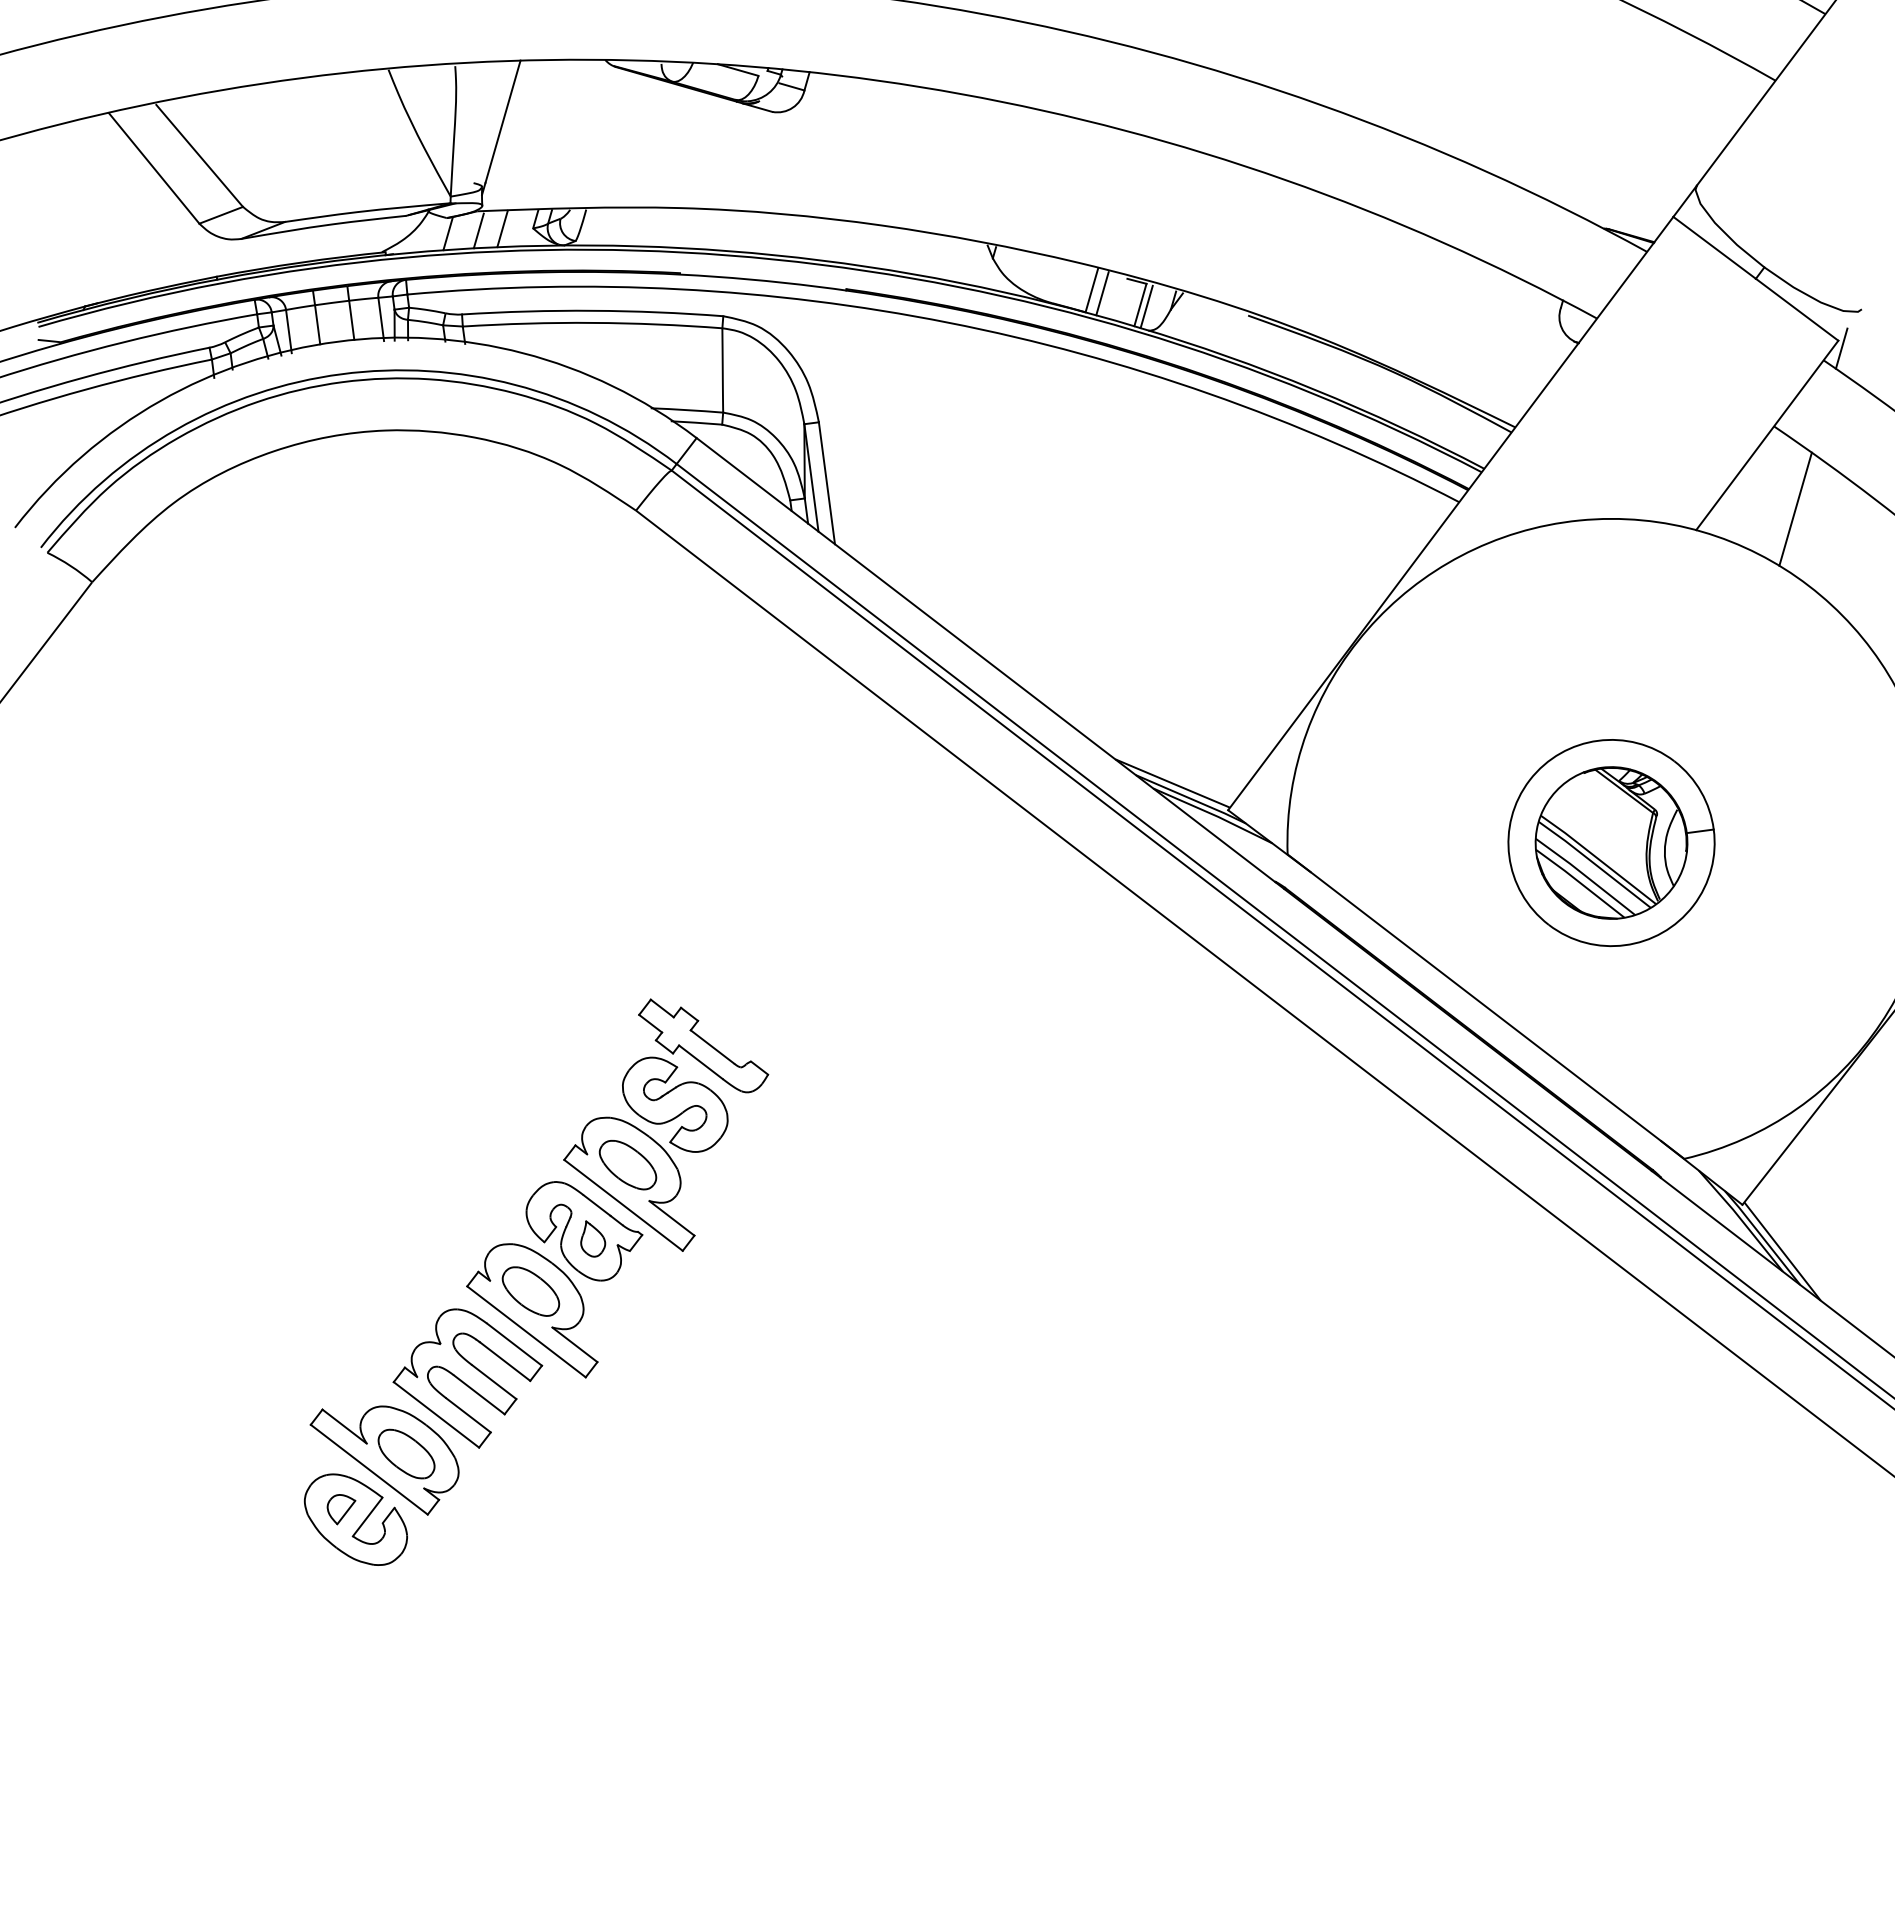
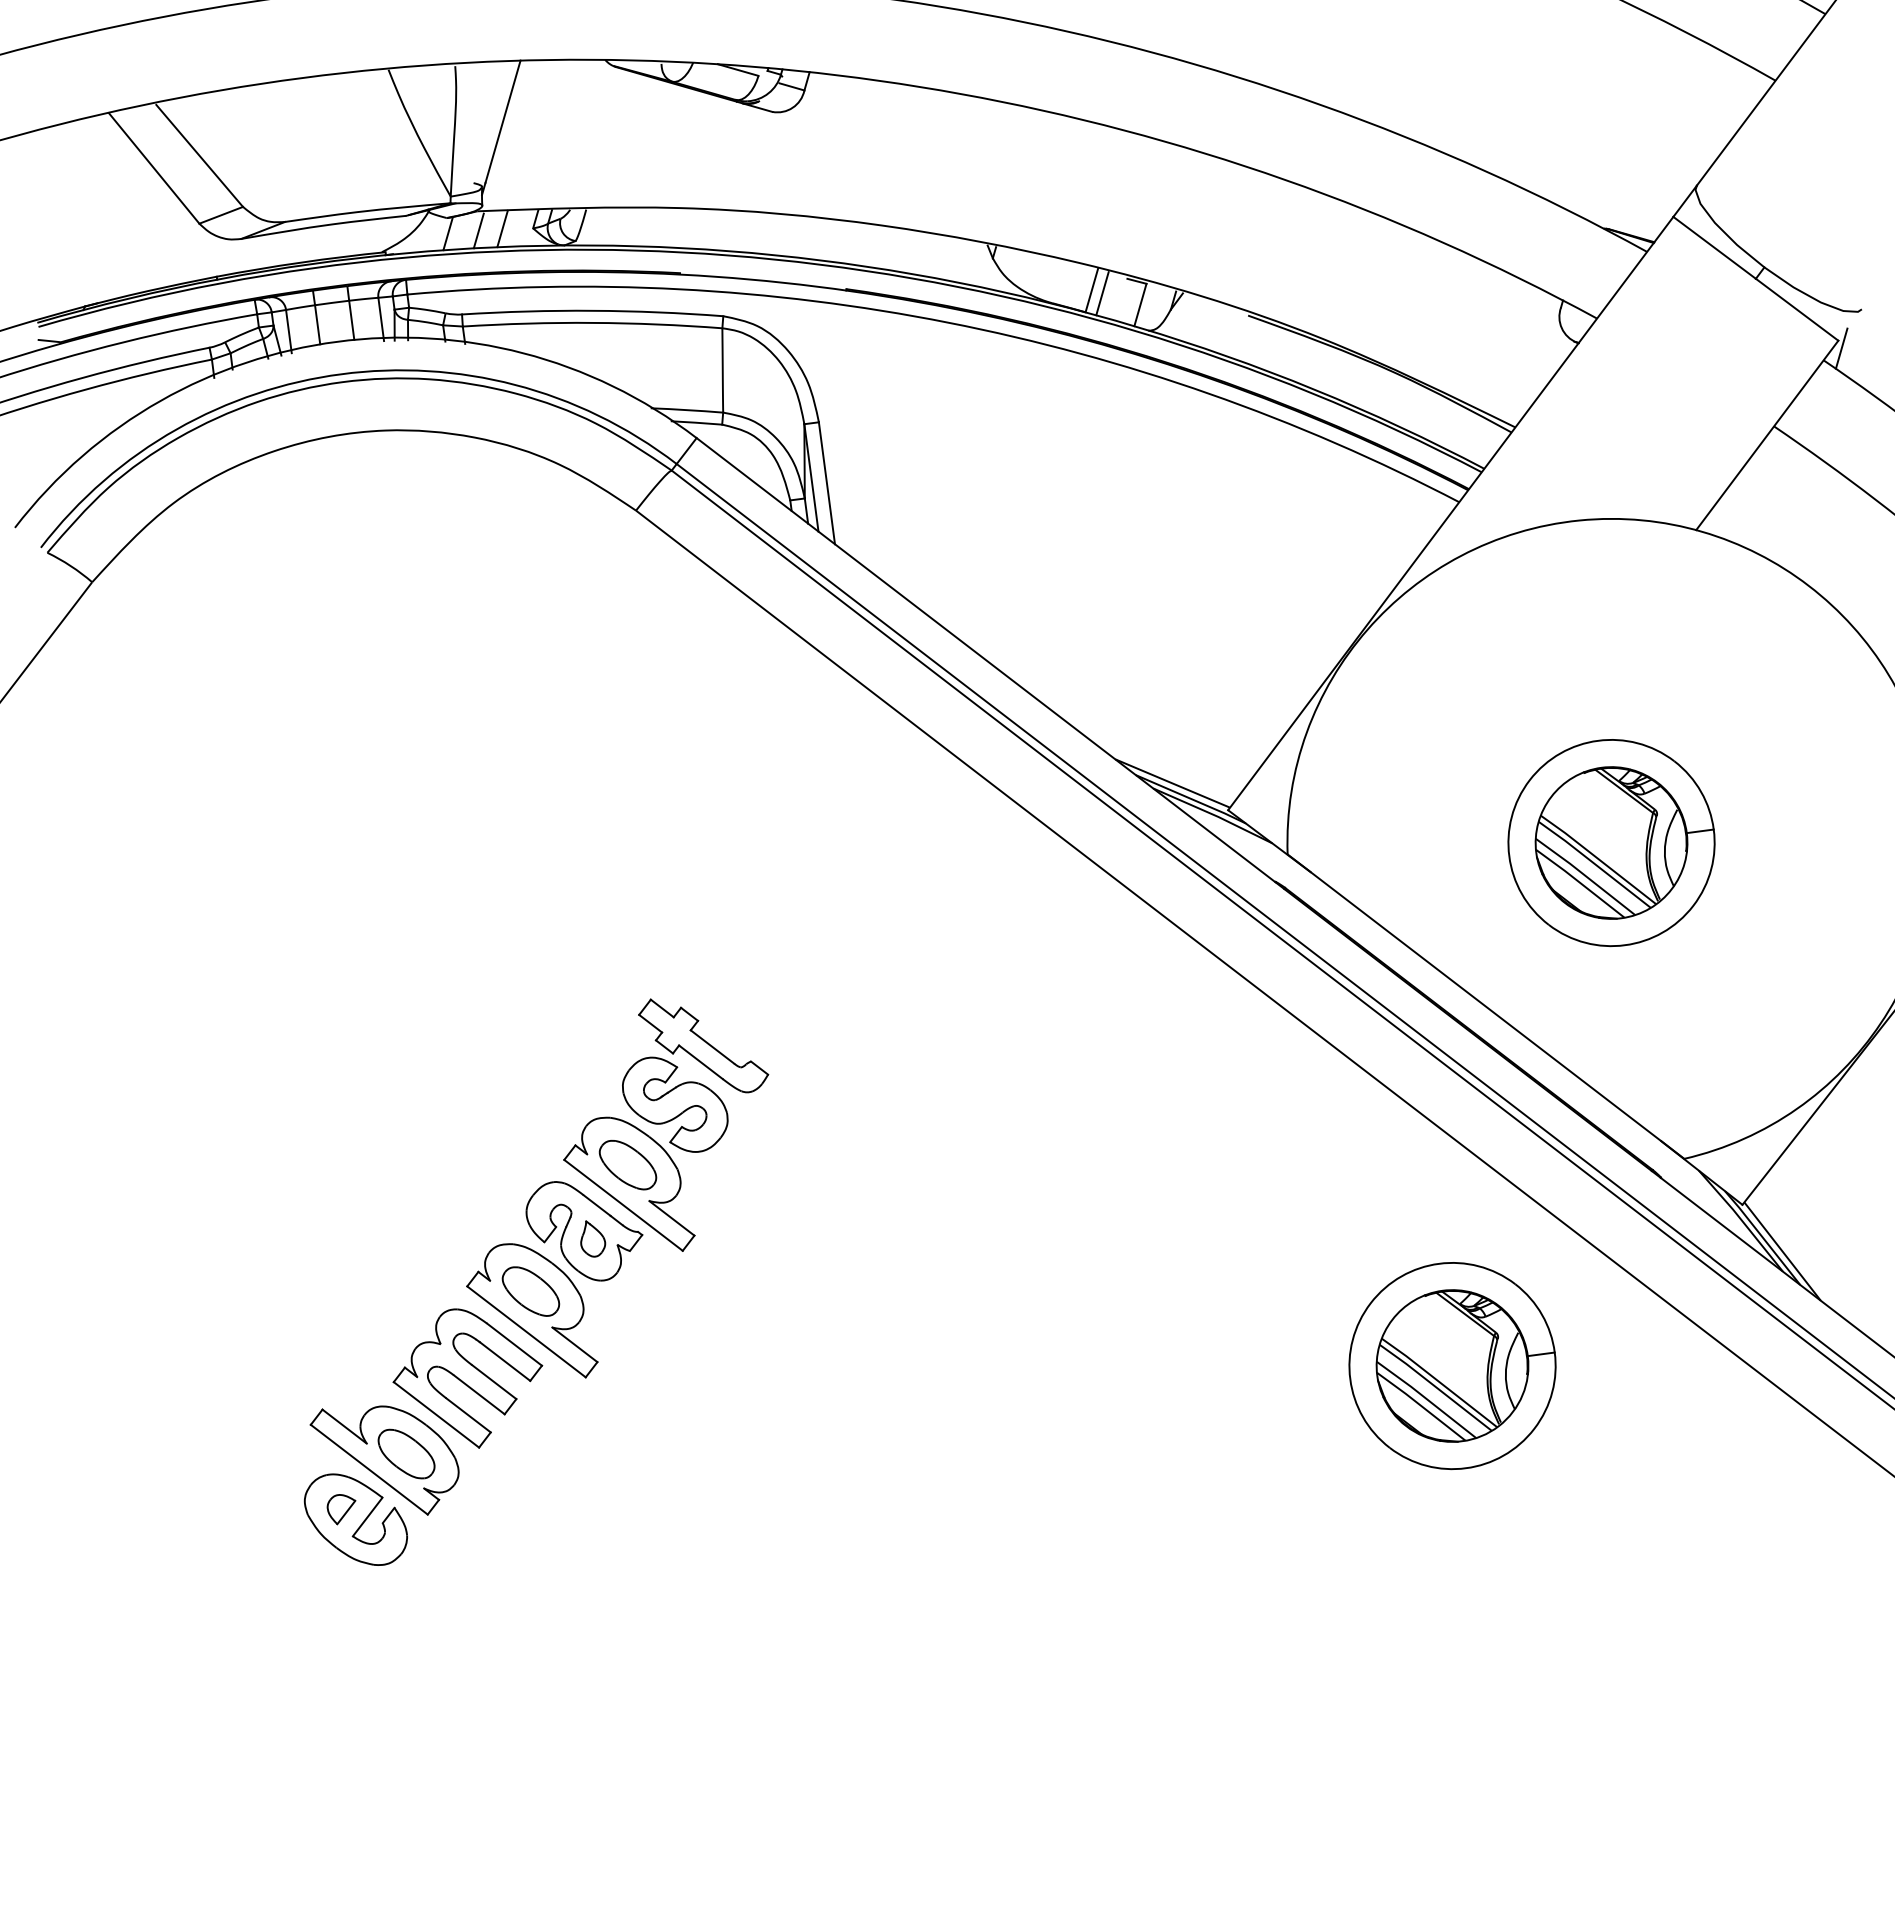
line: present -> none (1146, 306)
line: present -> none (1795, 508)
part: none -> present (1452, 1366)
